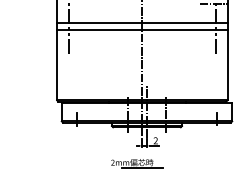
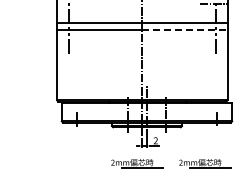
line: solid -> dashed (184, 30)
part: none -> present (205, 163)
